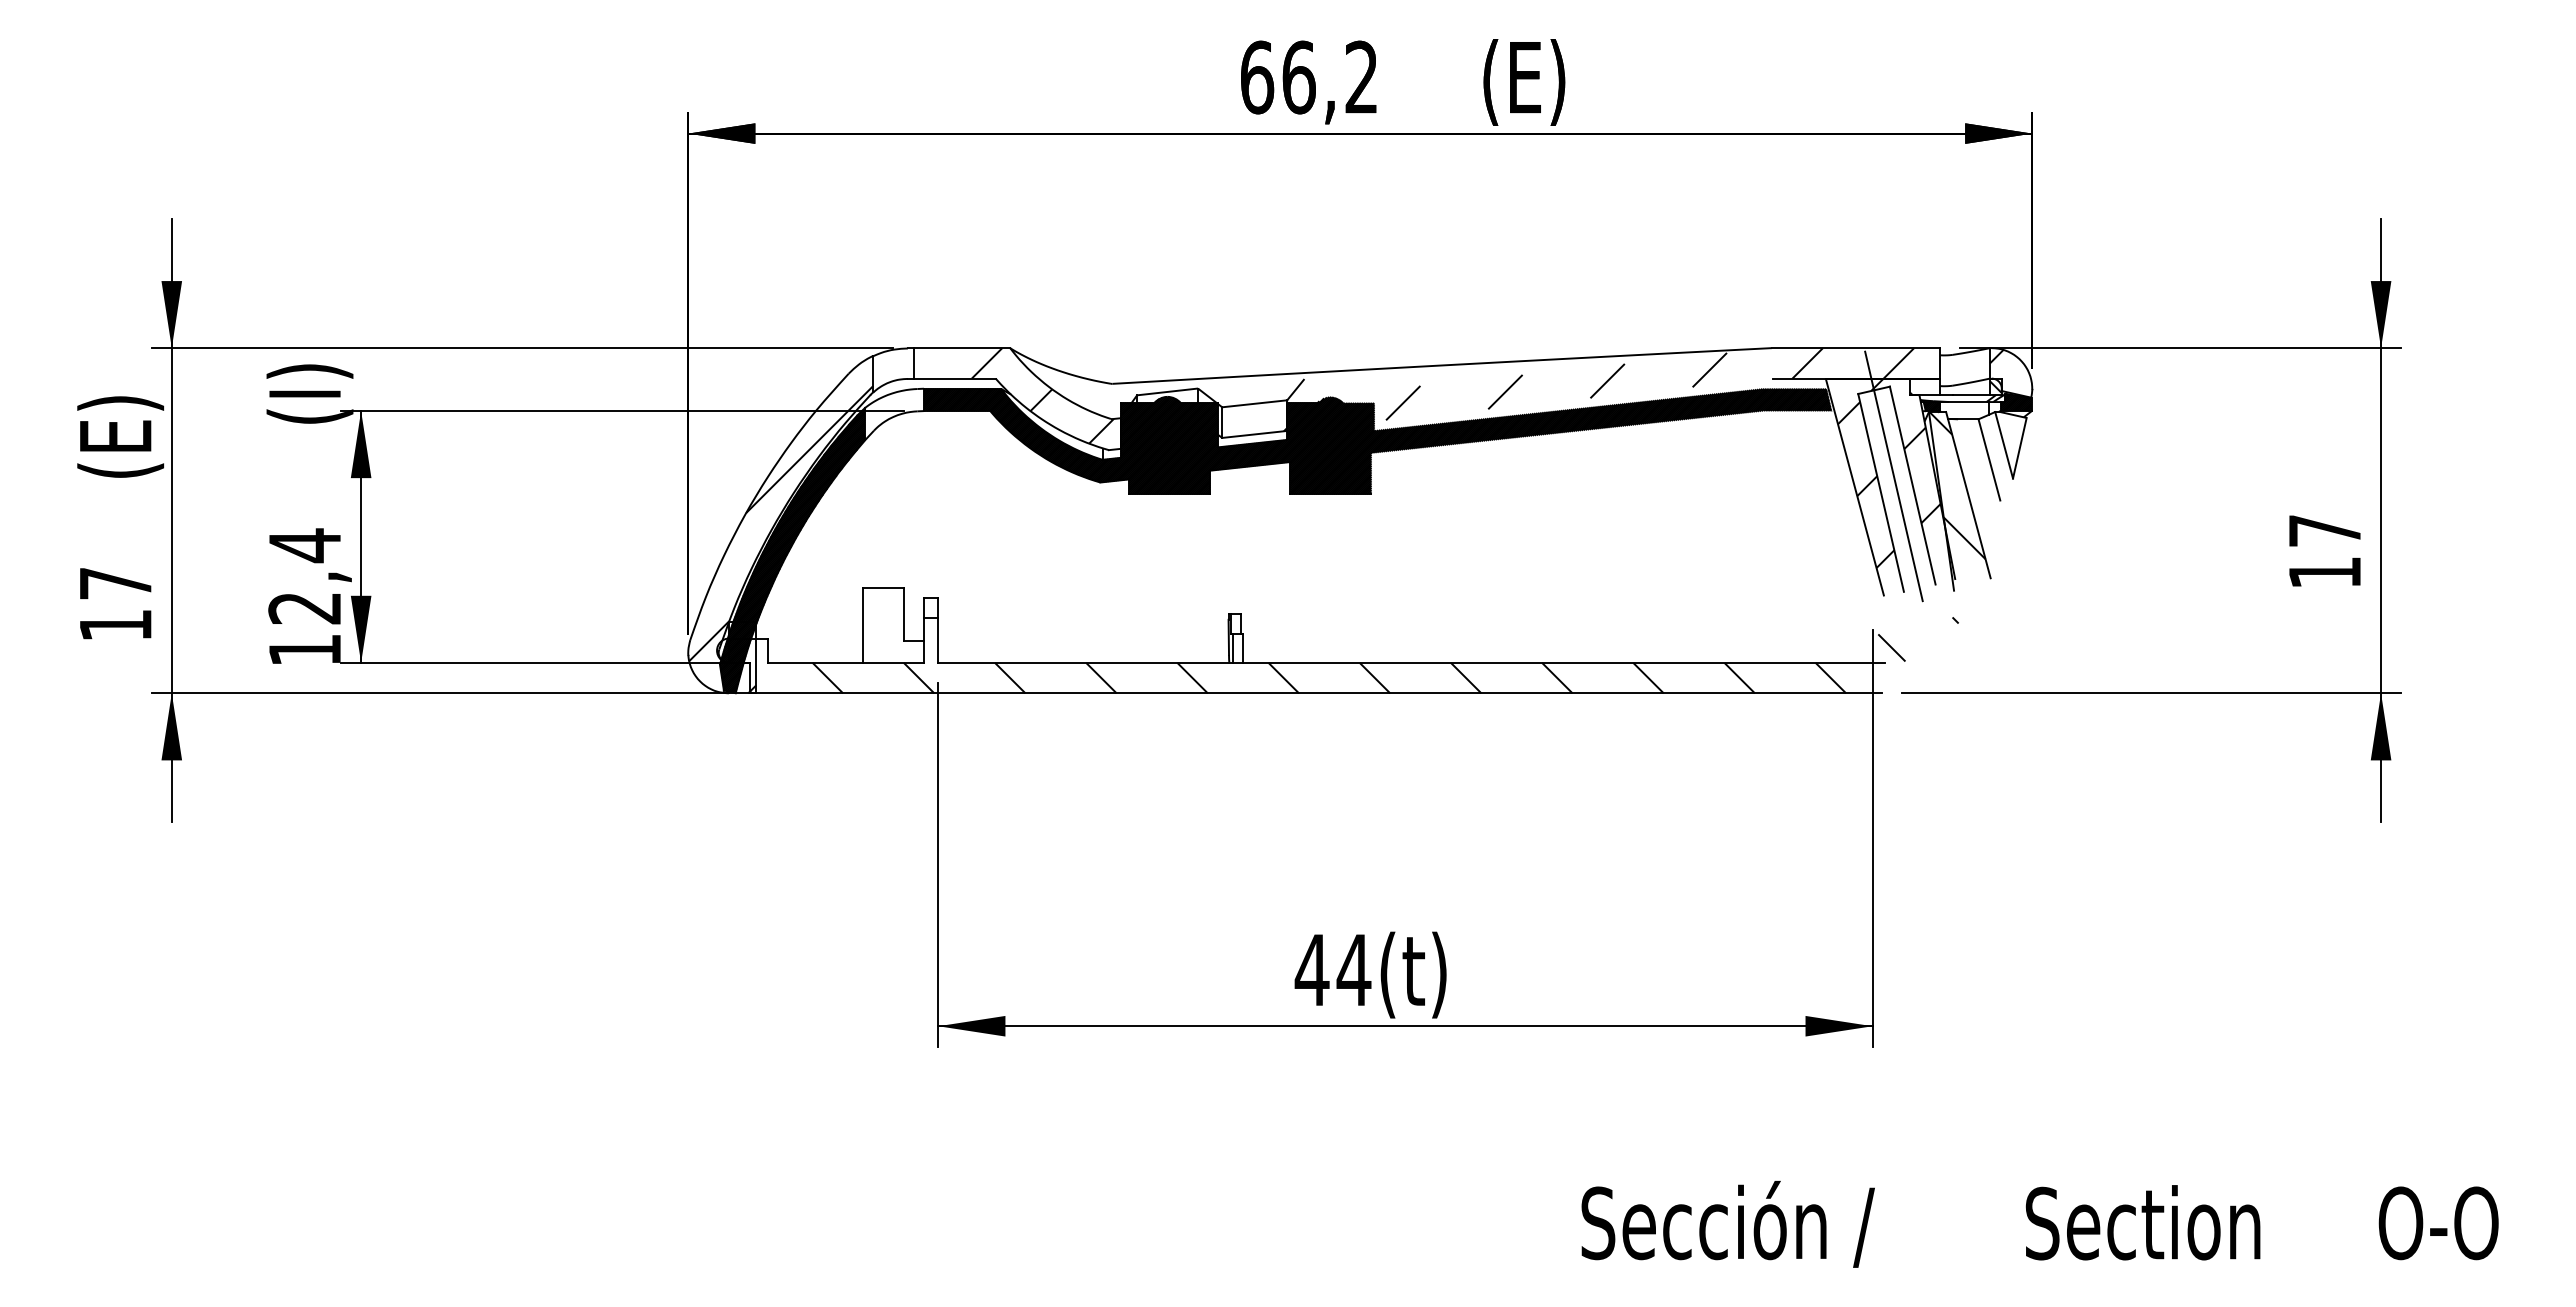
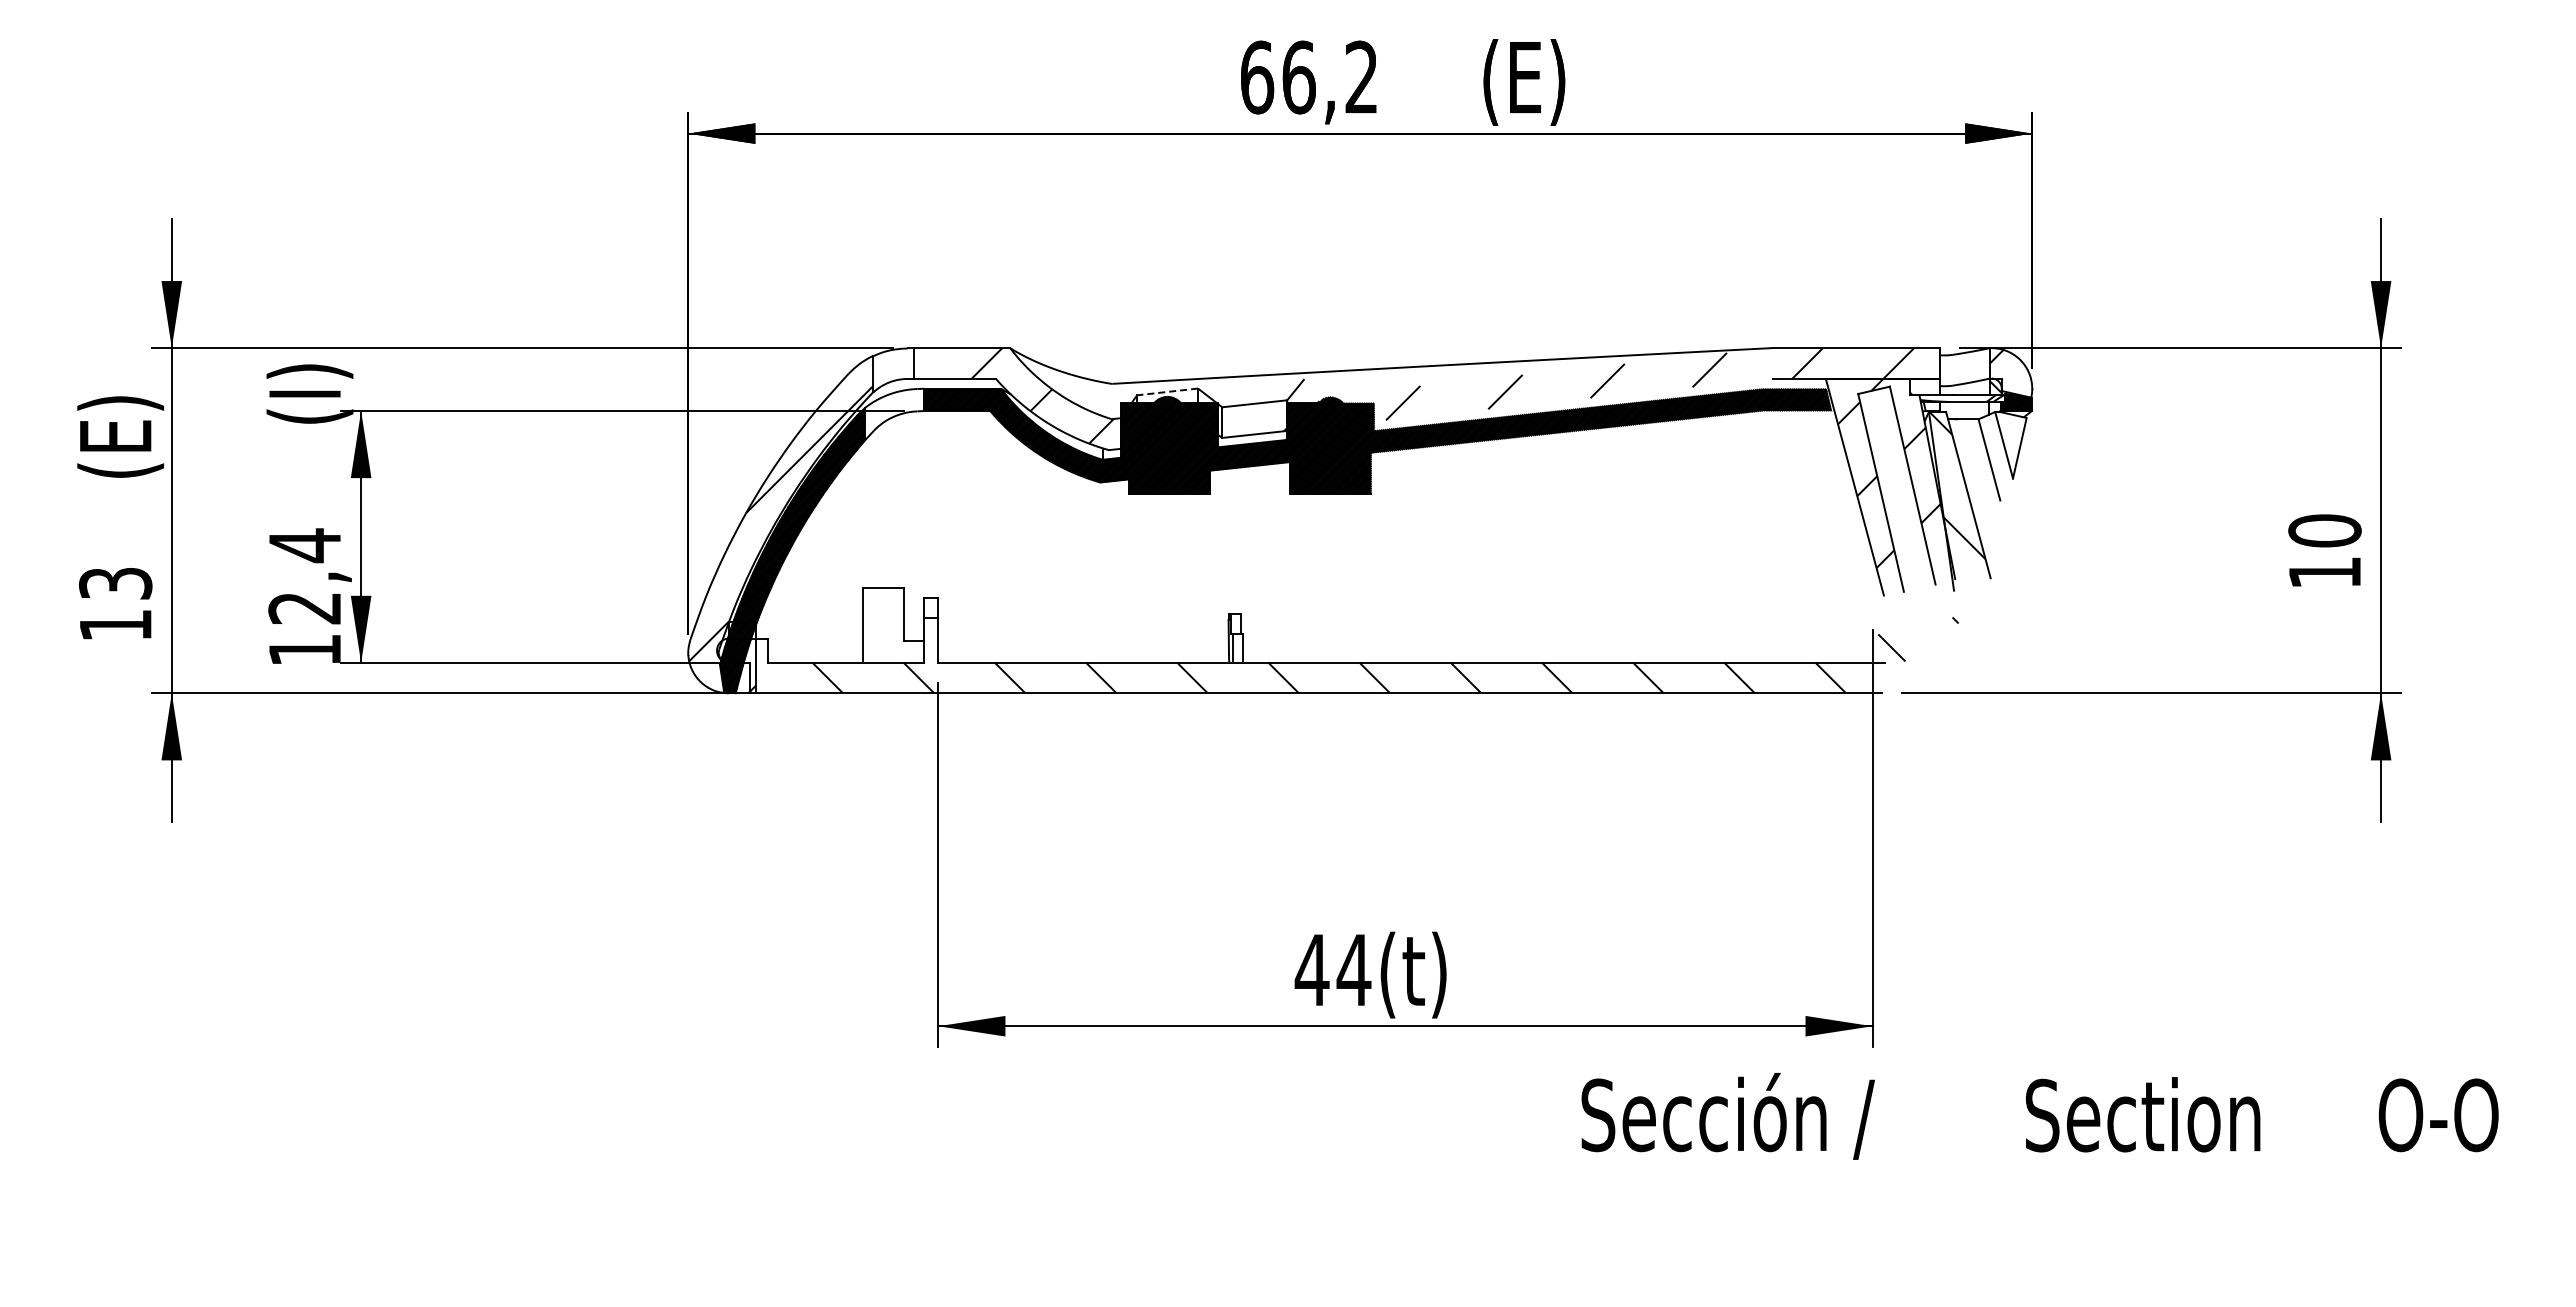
line: solid -> dashed (1166, 392)
hatch: present -> none (1931, 406)
line: present -> none (1896, 488)
text: 17 -> 10 (2324, 530)
text: 17 -> 13 (115, 583)
text position: (2039, 1224) -> (2039, 1116) (2039, 1116)
